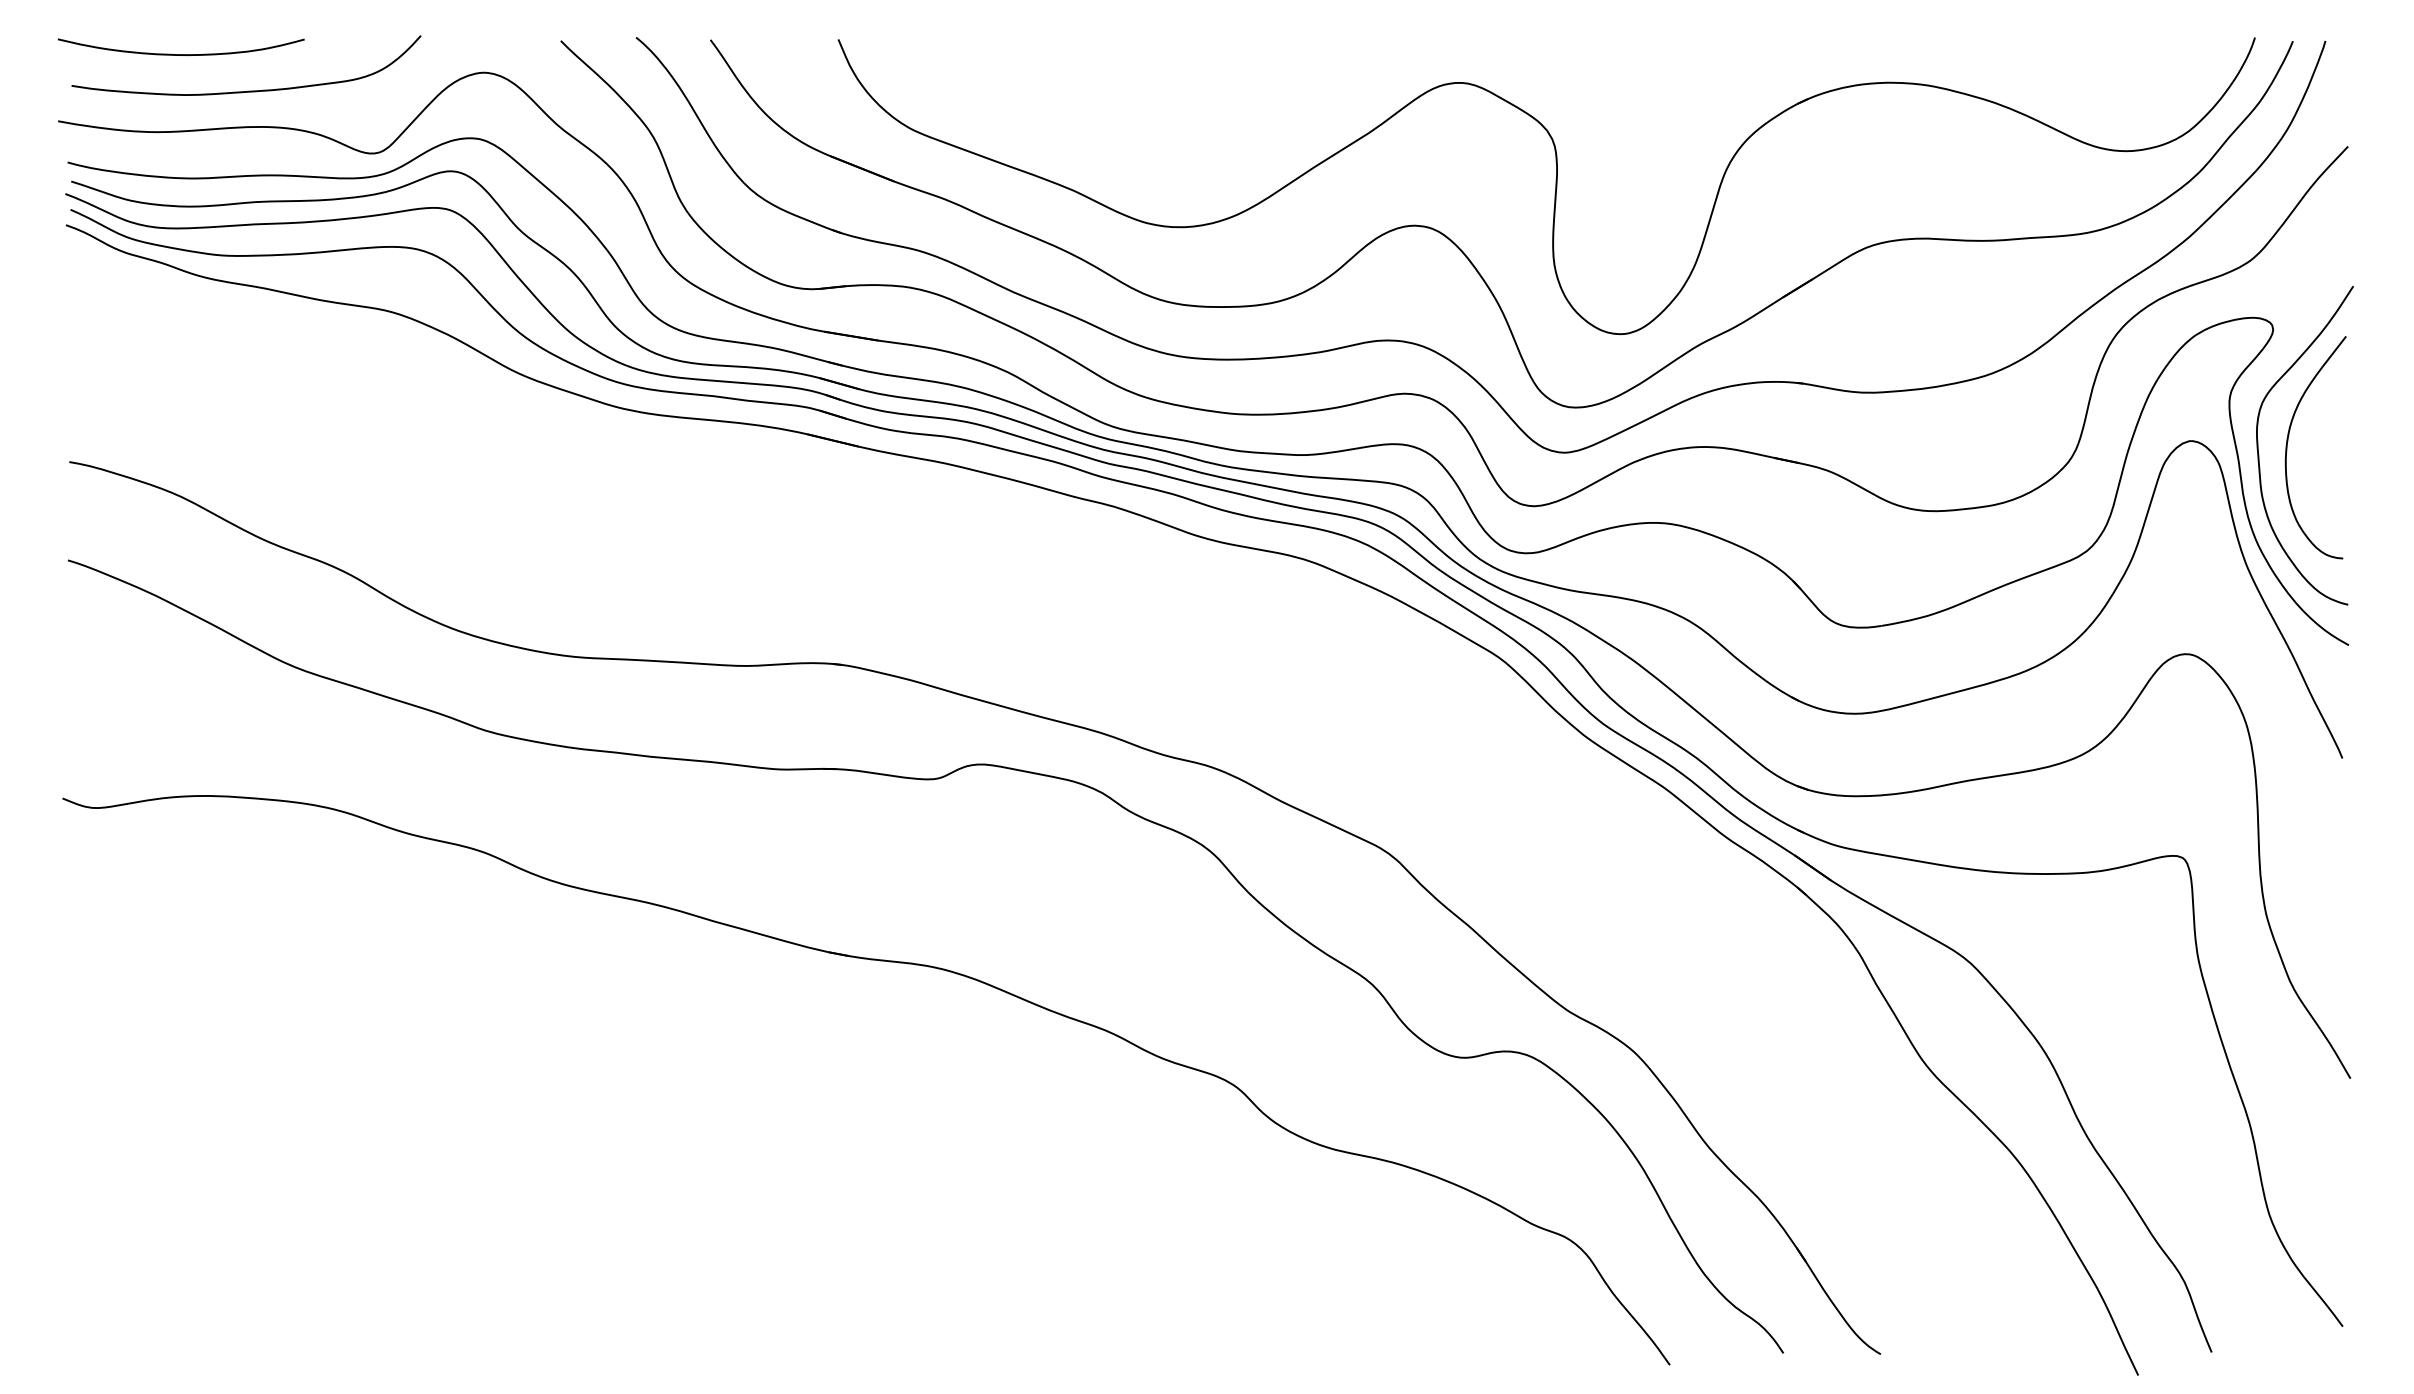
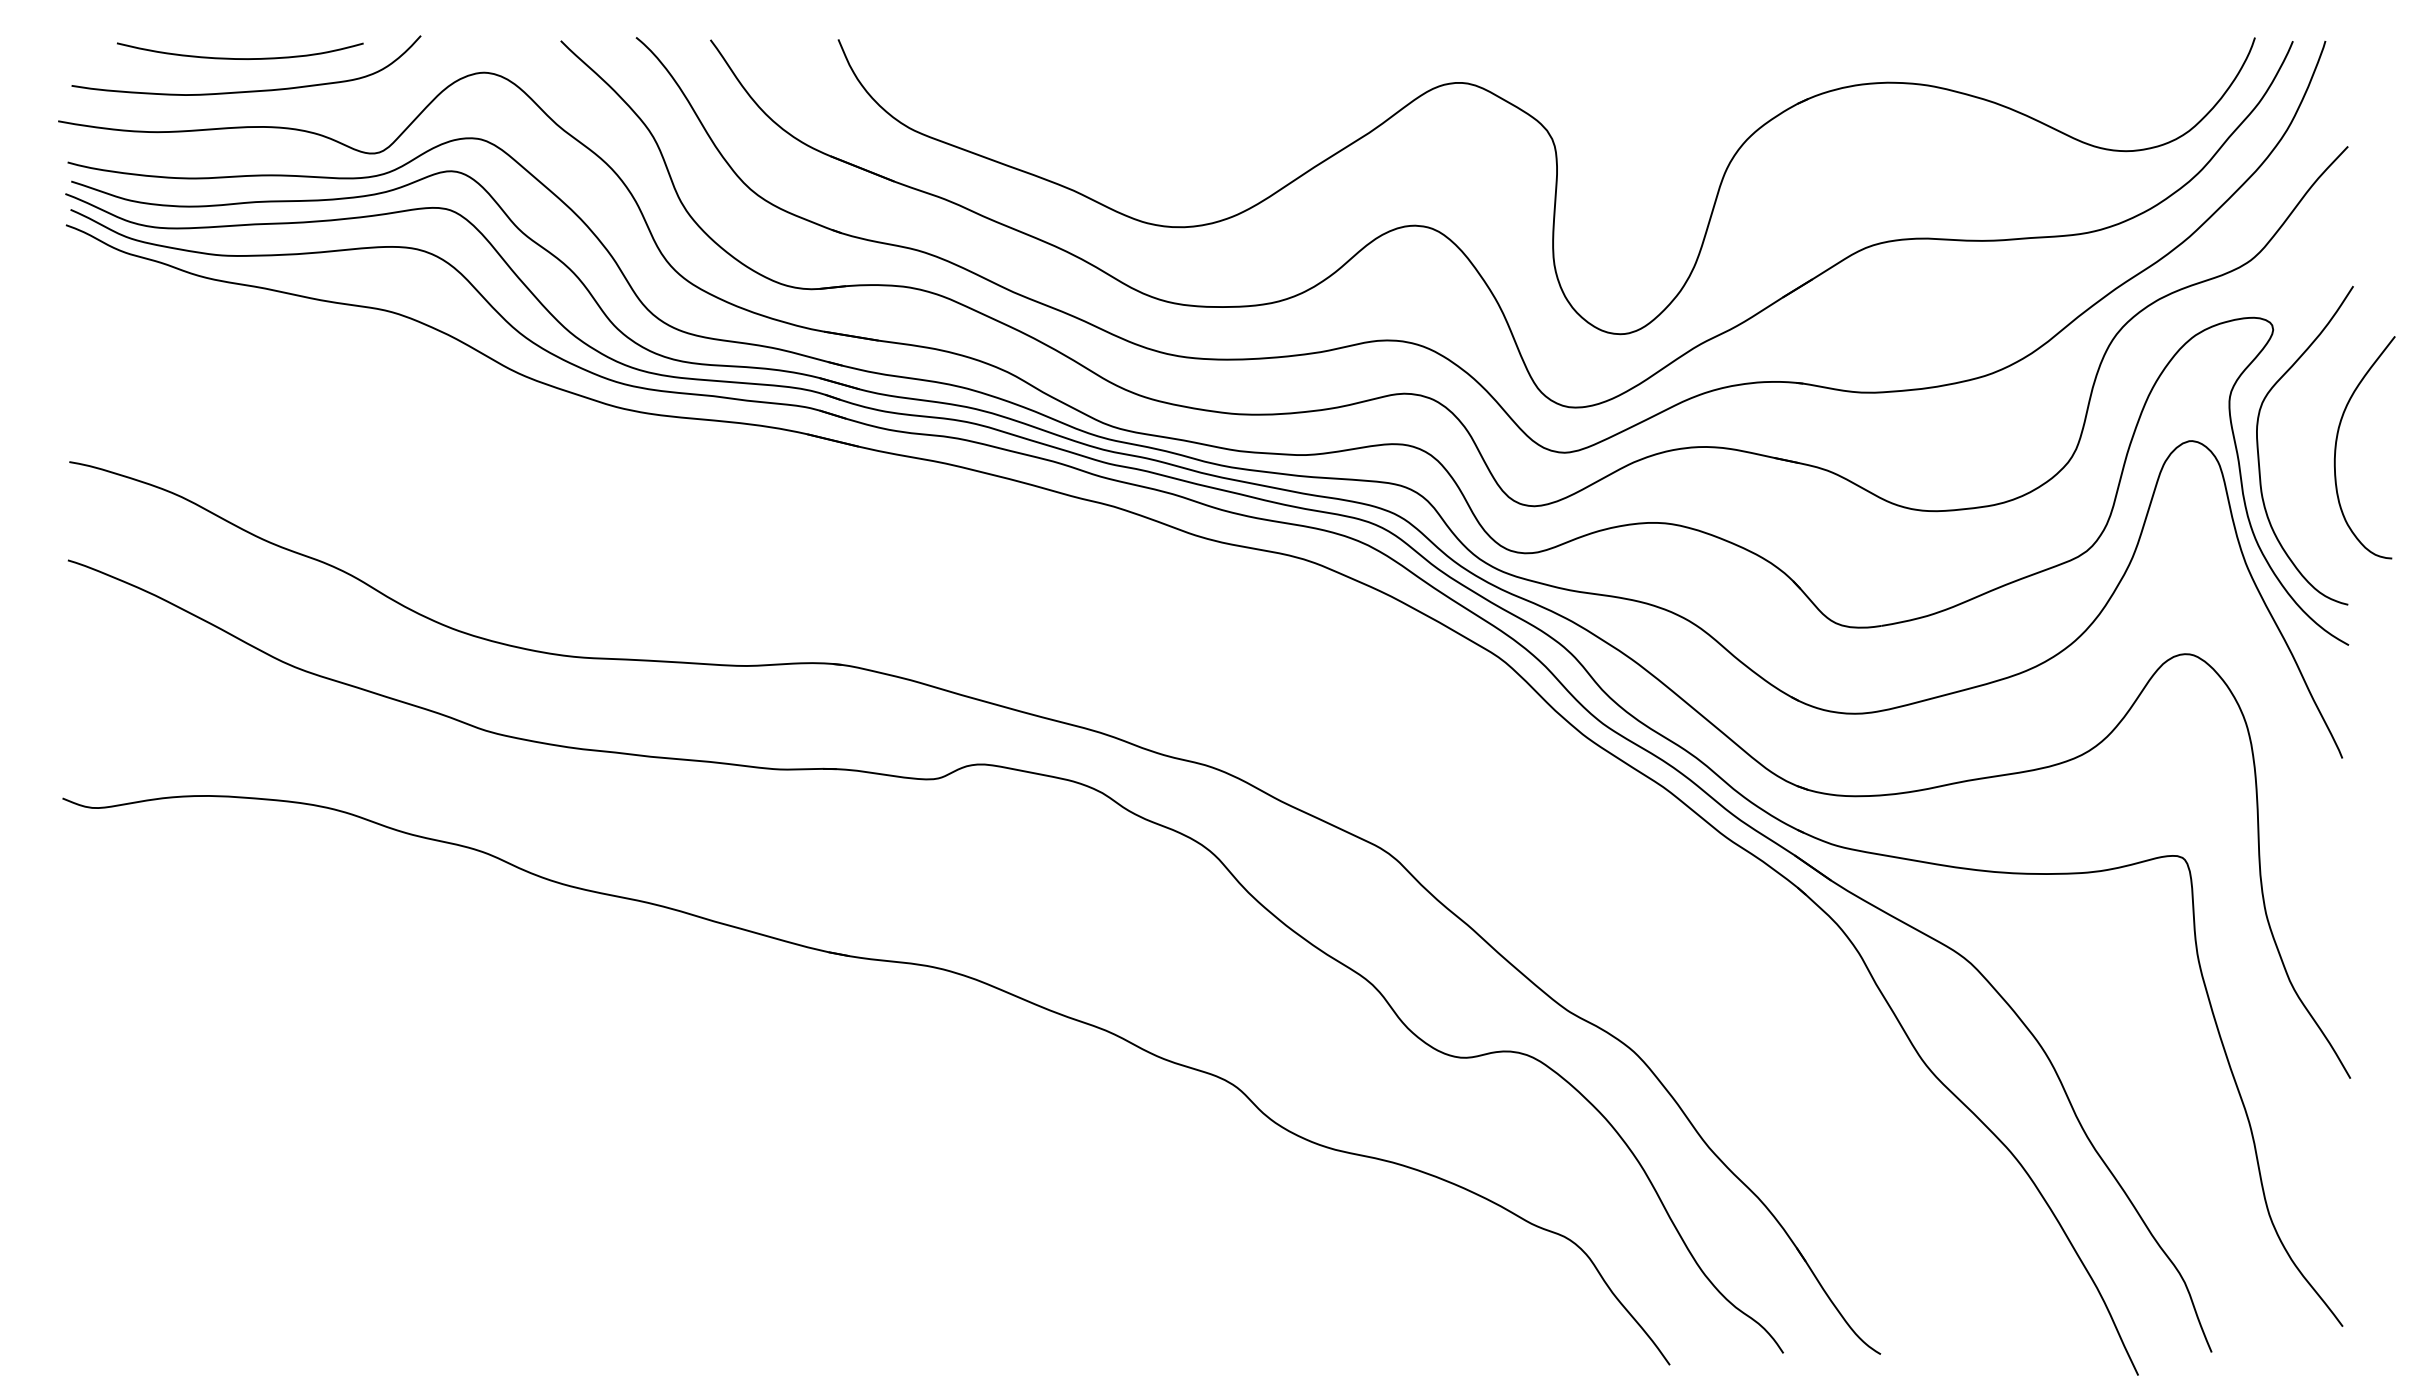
curve position: (181, 54) -> (240, 58) (240, 58)
curve position: (2288, 441) -> (2337, 441) (2337, 441)
